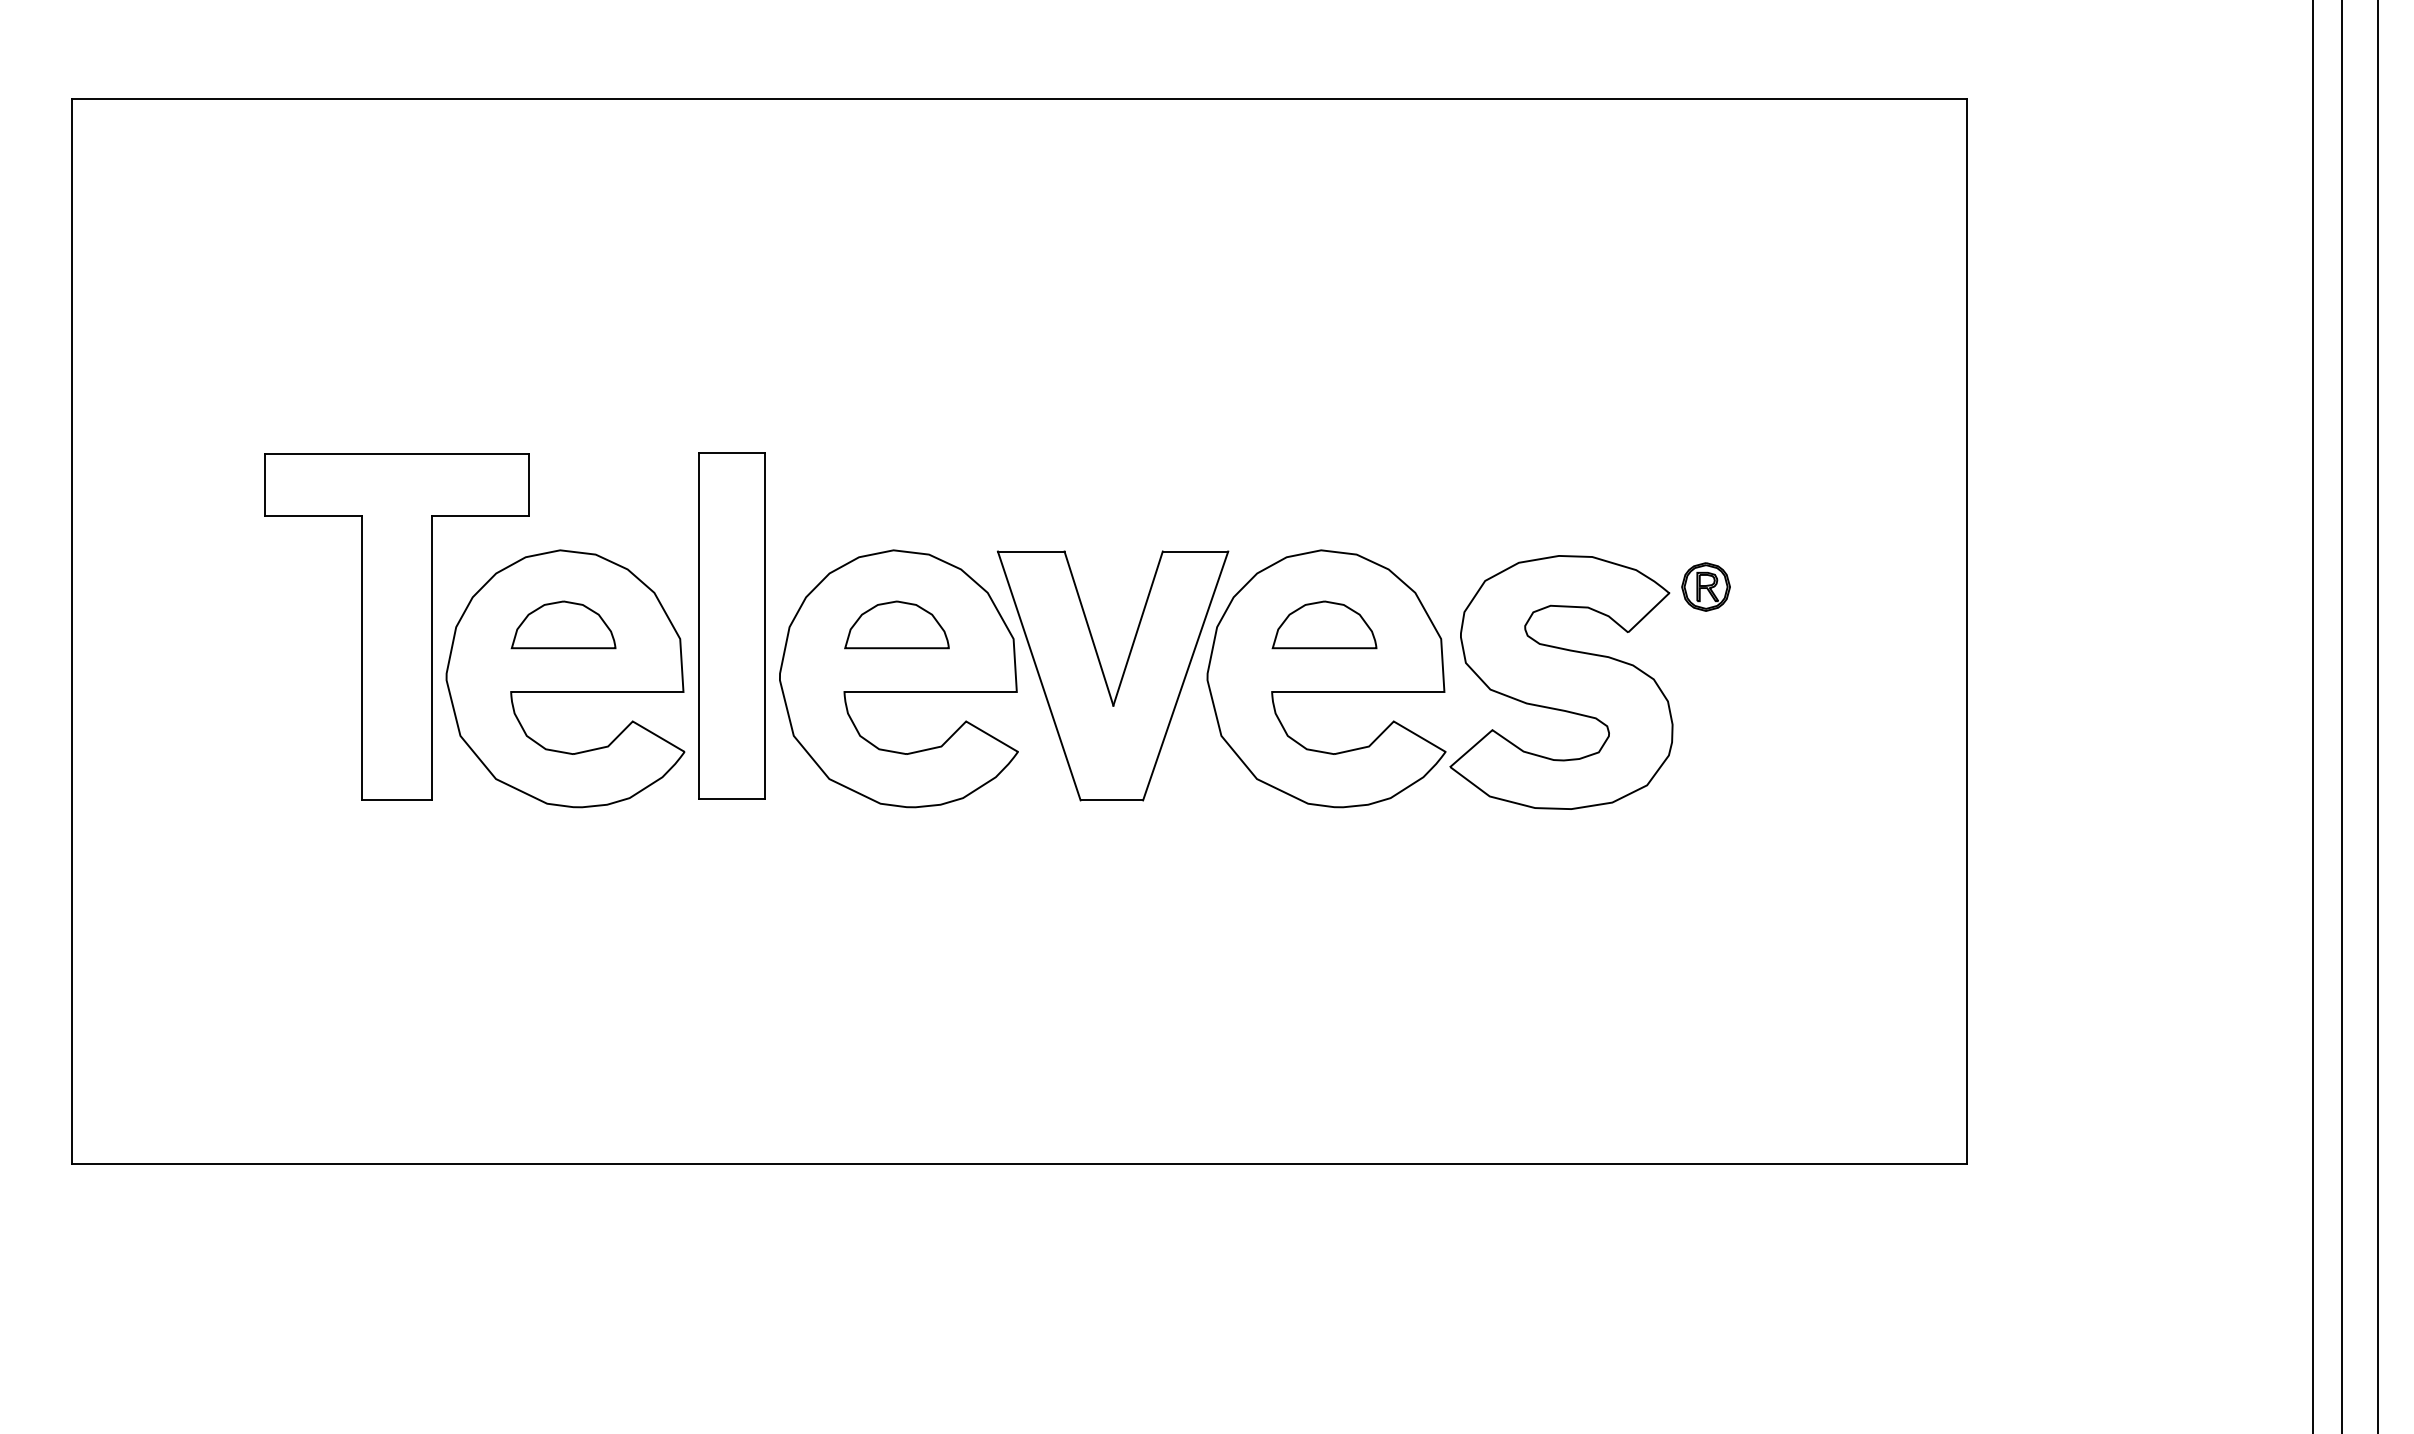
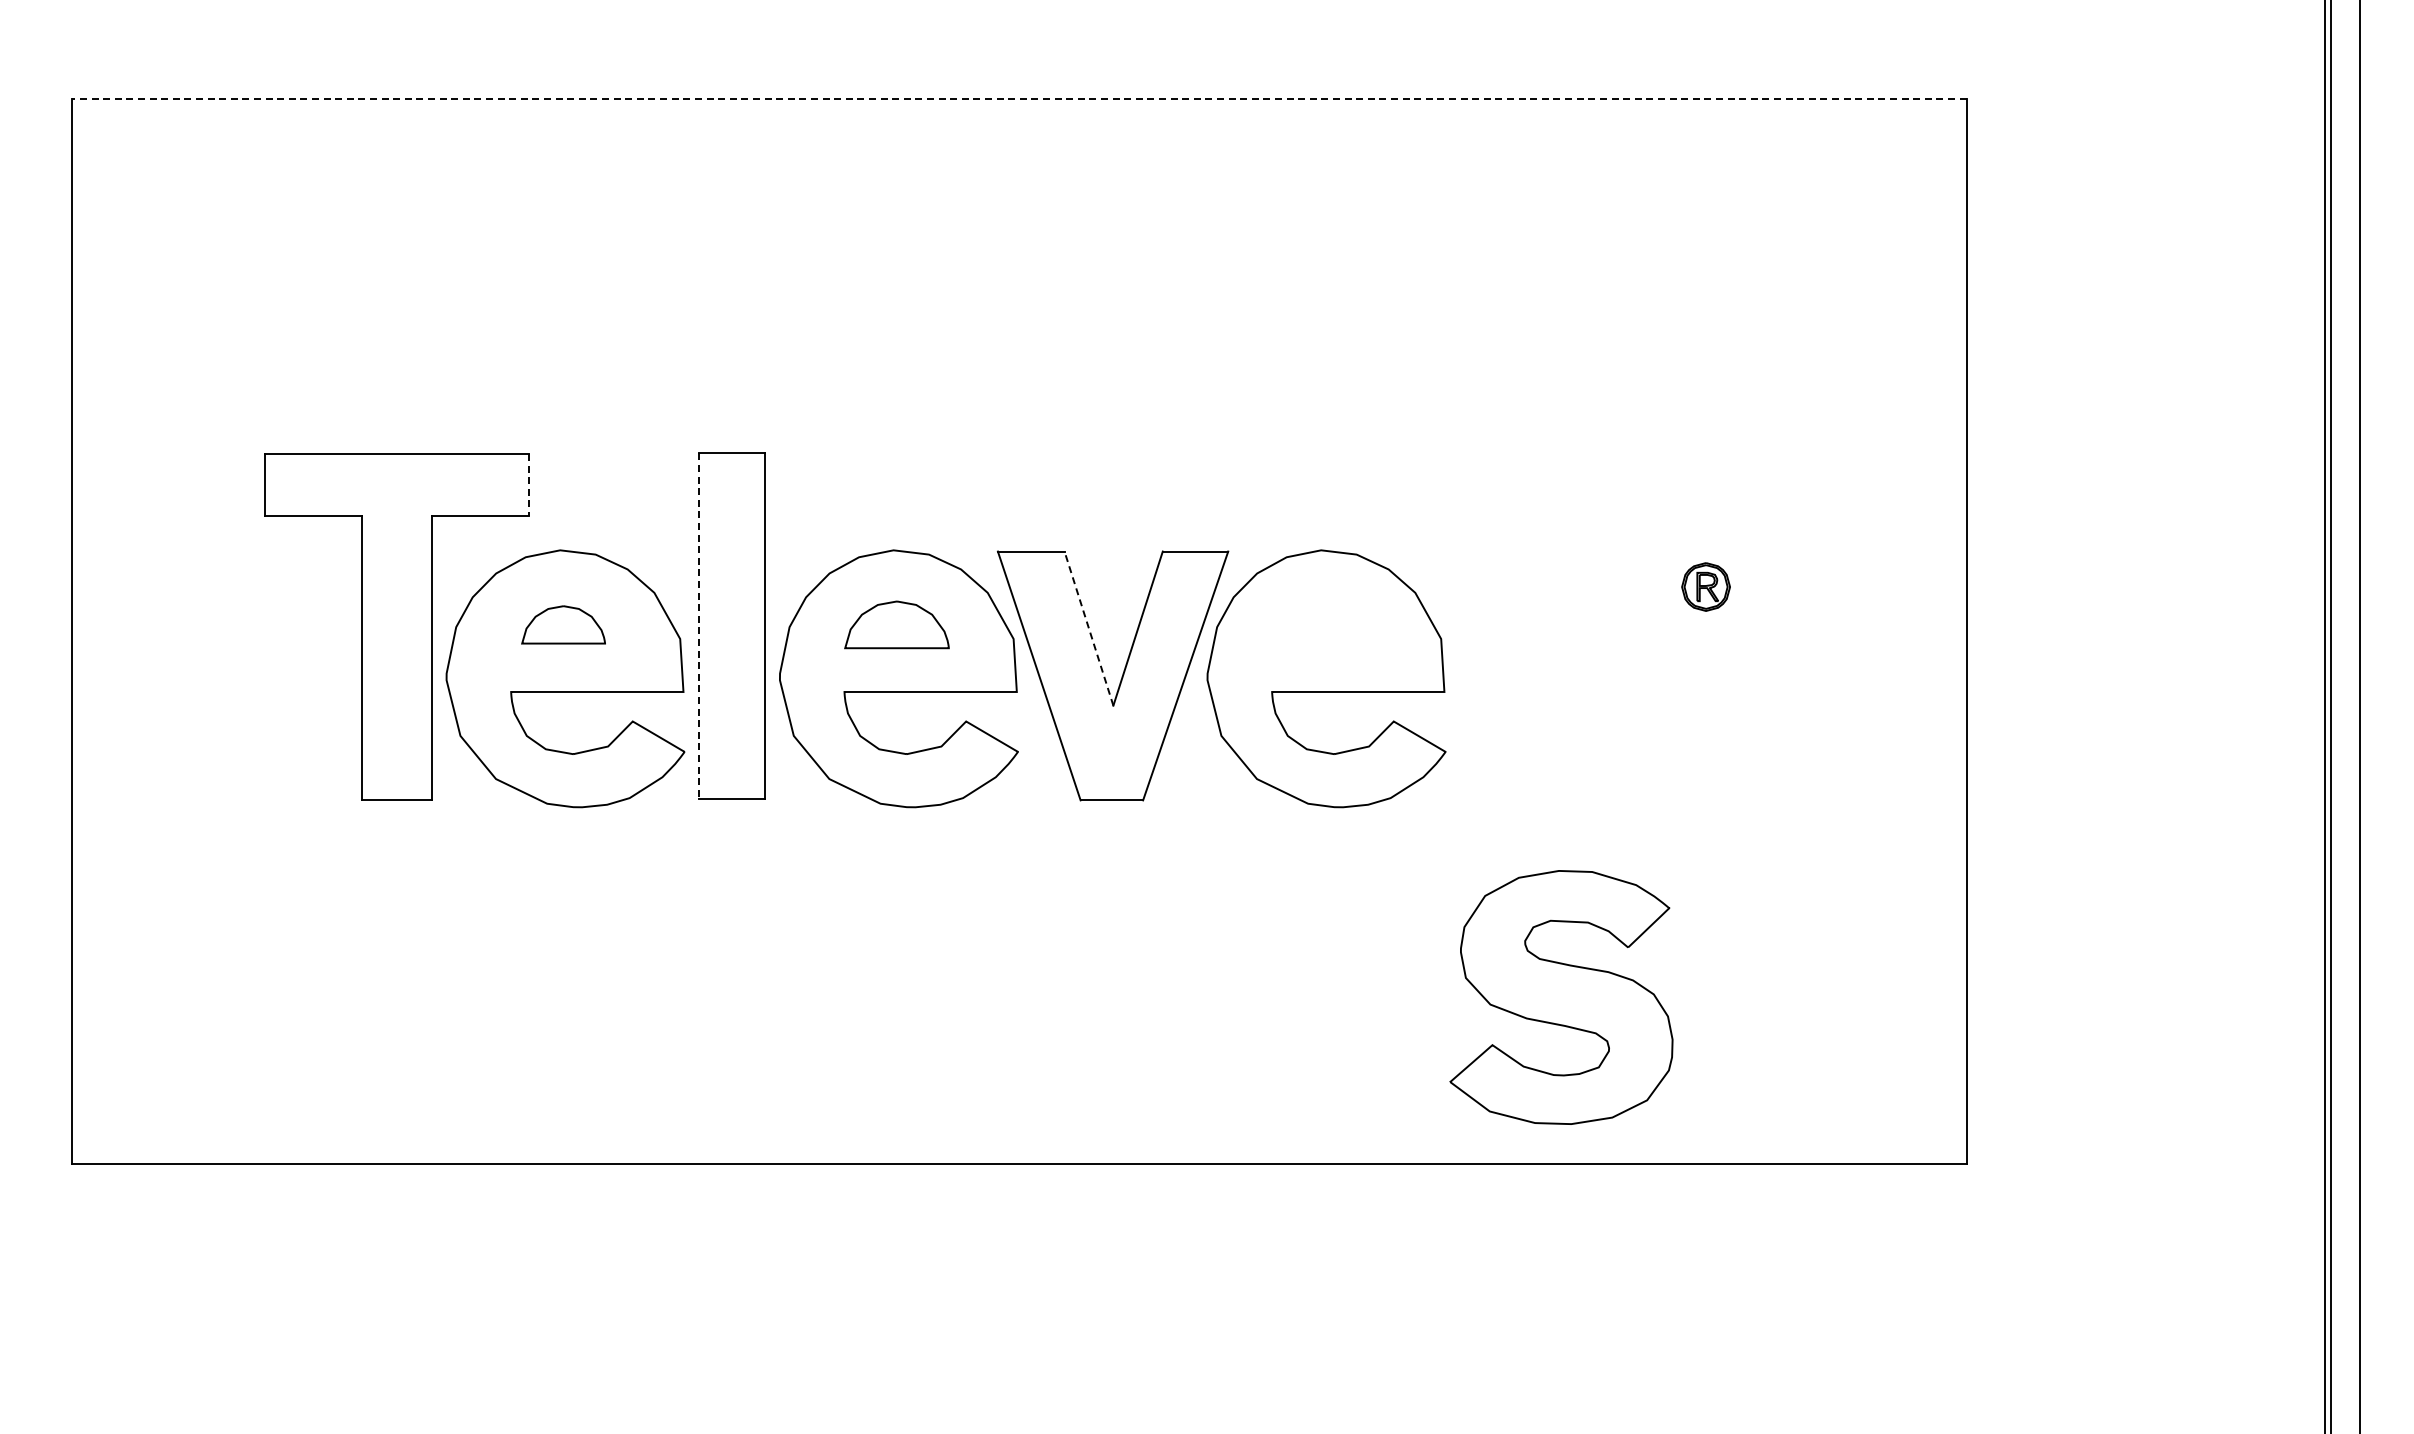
line: solid -> dashed (1018, 98)
line: solid -> dashed (528, 484)
part size: 107x50 px -> 85x40 px (563, 624)
part: present -> none (1324, 624)
line: solid -> dashed (698, 625)
line: solid -> dashed (1088, 628)
part position: (1561, 682) -> (1561, 997) (1561, 997)
line position: (2313, 716) -> (2331, 716) (2331, 716)
line position: (2341, 716) -> (2324, 716) (2324, 716)
line position: (2378, 716) -> (2360, 716) (2360, 716)
